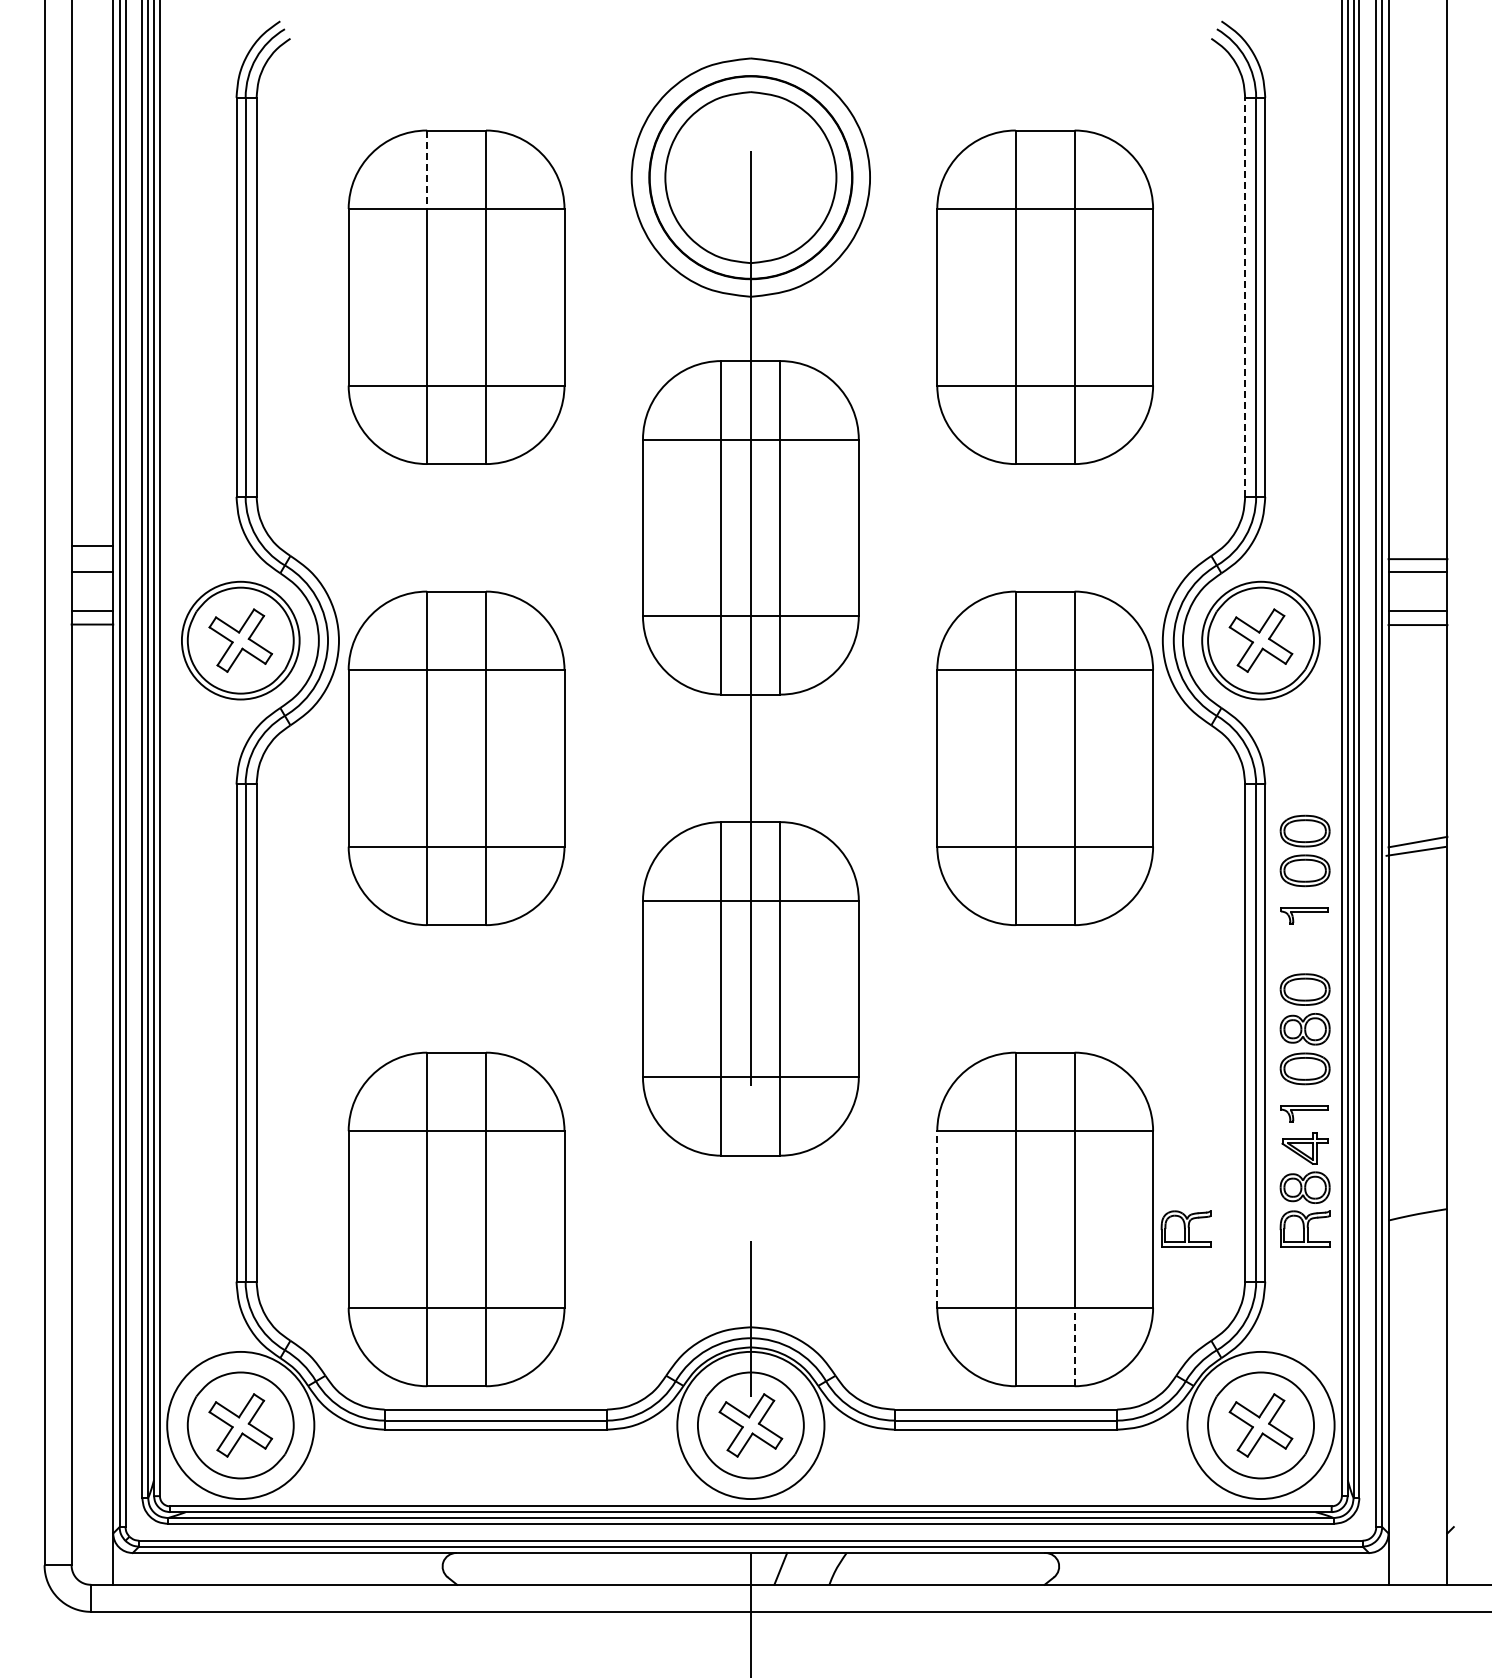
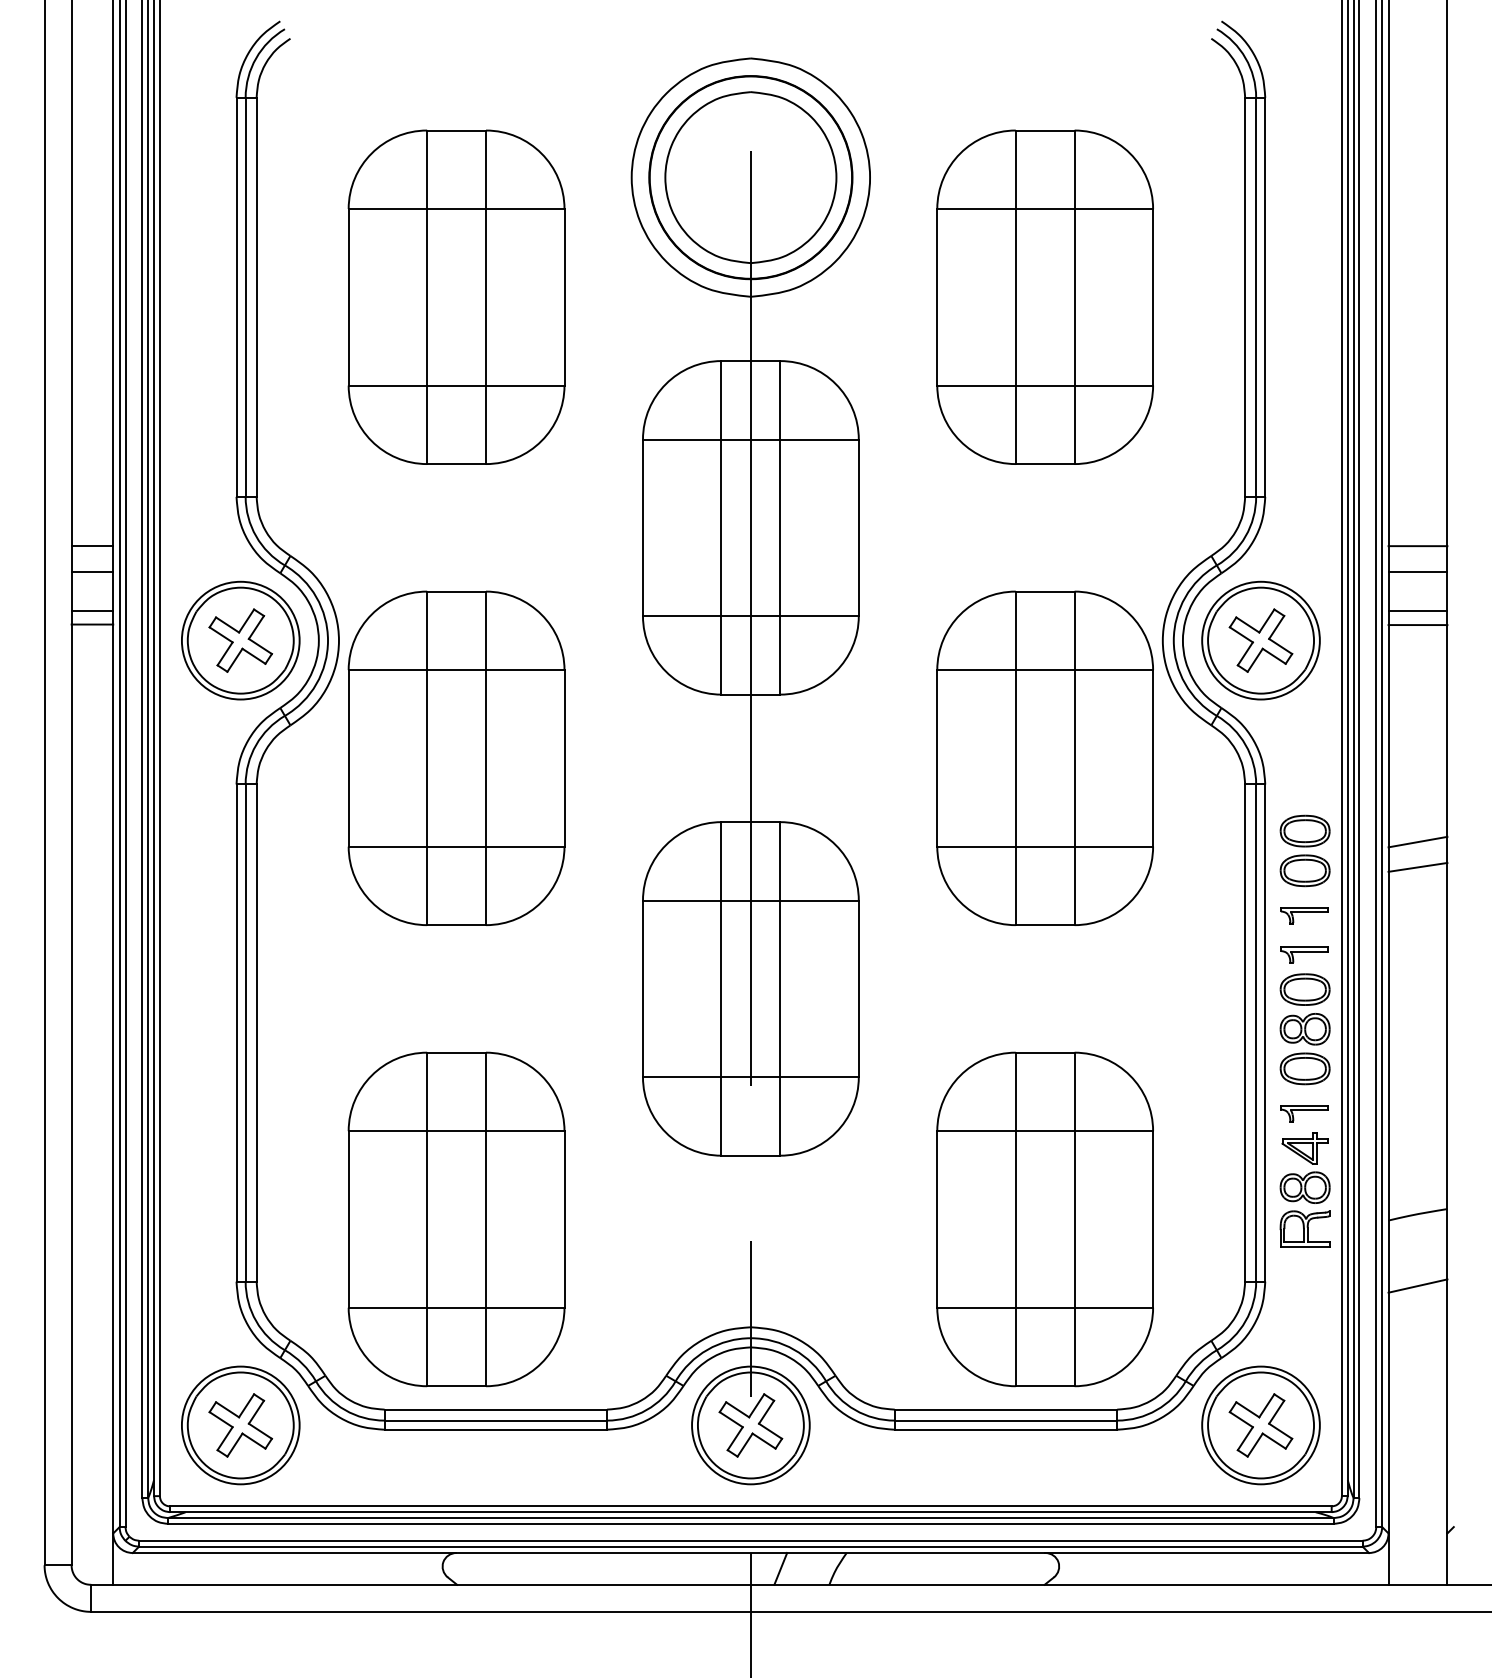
line: dashed -> solid (427, 170)
line: dashed -> solid (1245, 297)
line position: (1417, 559) -> (1417, 546) (1417, 546)
line position: (1415, 850) -> (1417, 866) (1417, 866)
part: none -> present (1304, 954)
line: dashed -> solid (937, 1218)
part: present -> none (1185, 1228)
line: none -> present (1417, 1285)
line: dashed -> solid (1074, 1346)
circle diameter: 147 px -> 118 px (240, 1425)
circle diameter: 147 px -> 118 px (750, 1425)
circle diameter: 147 px -> 118 px (1260, 1425)
